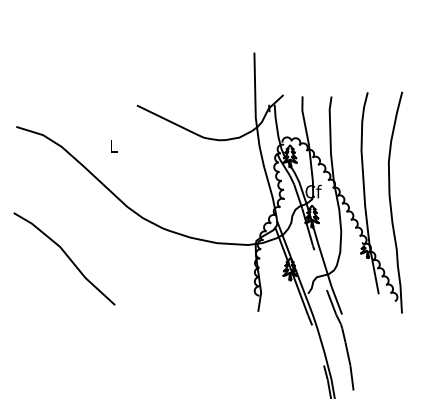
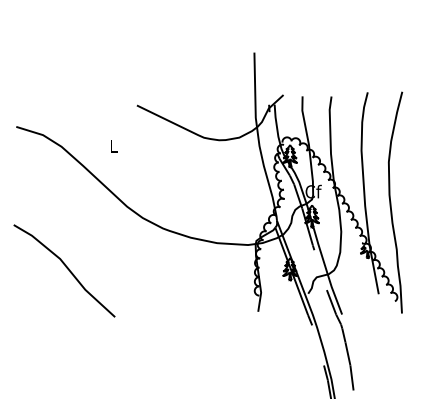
line position: (66, 256) -> (66, 268) (66, 268)
